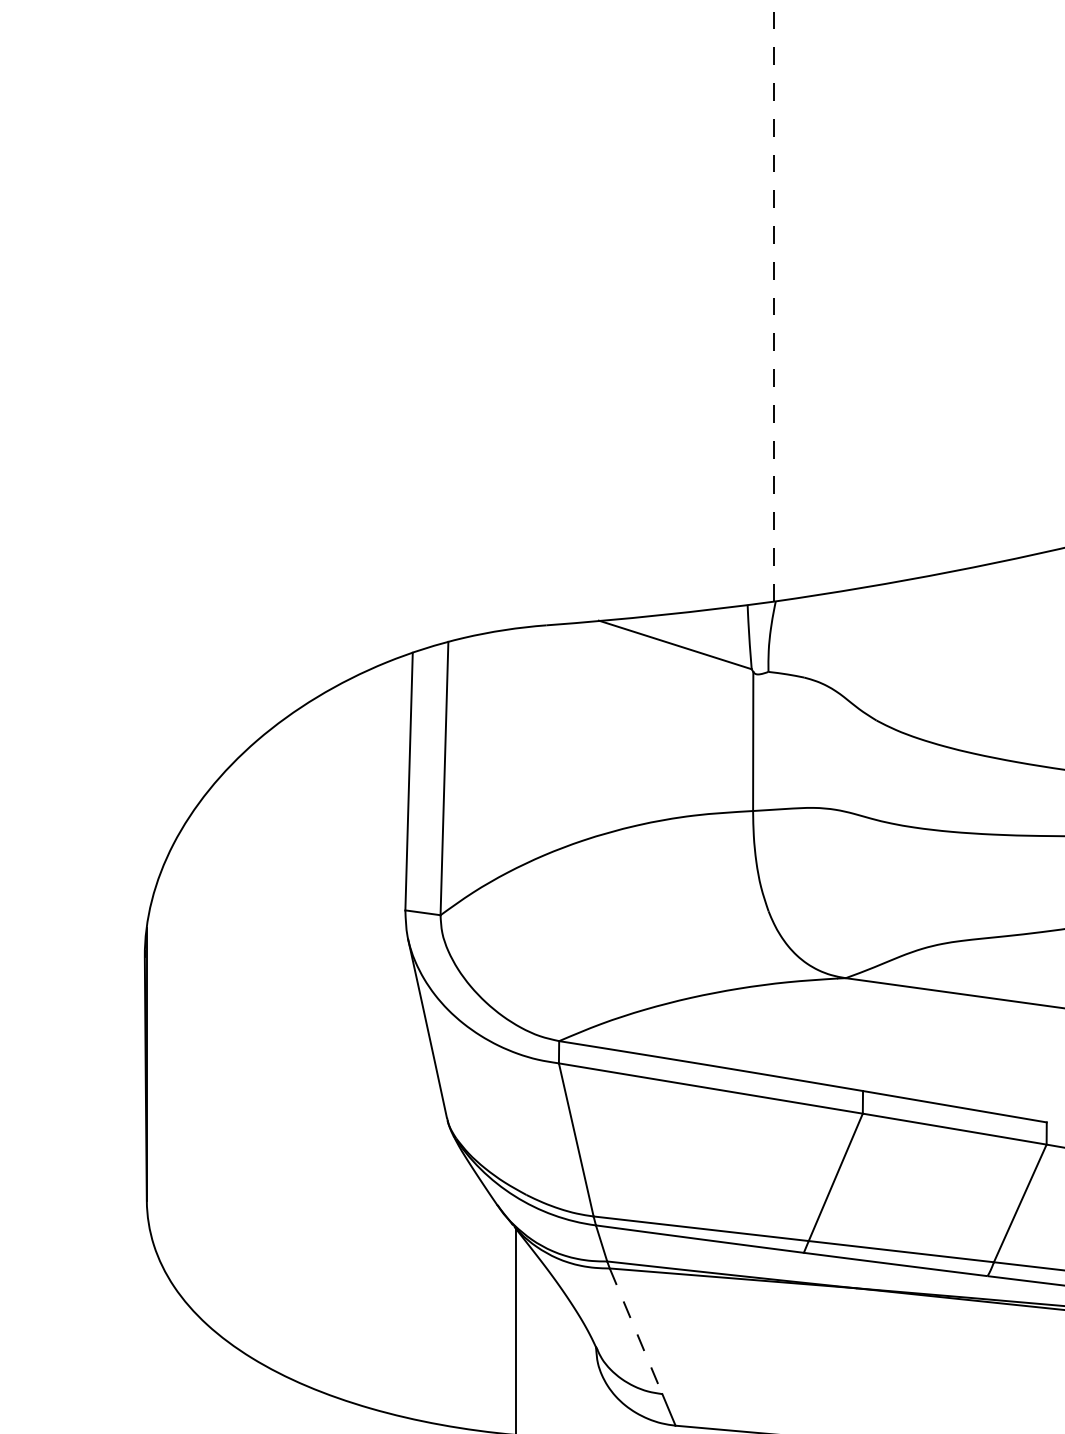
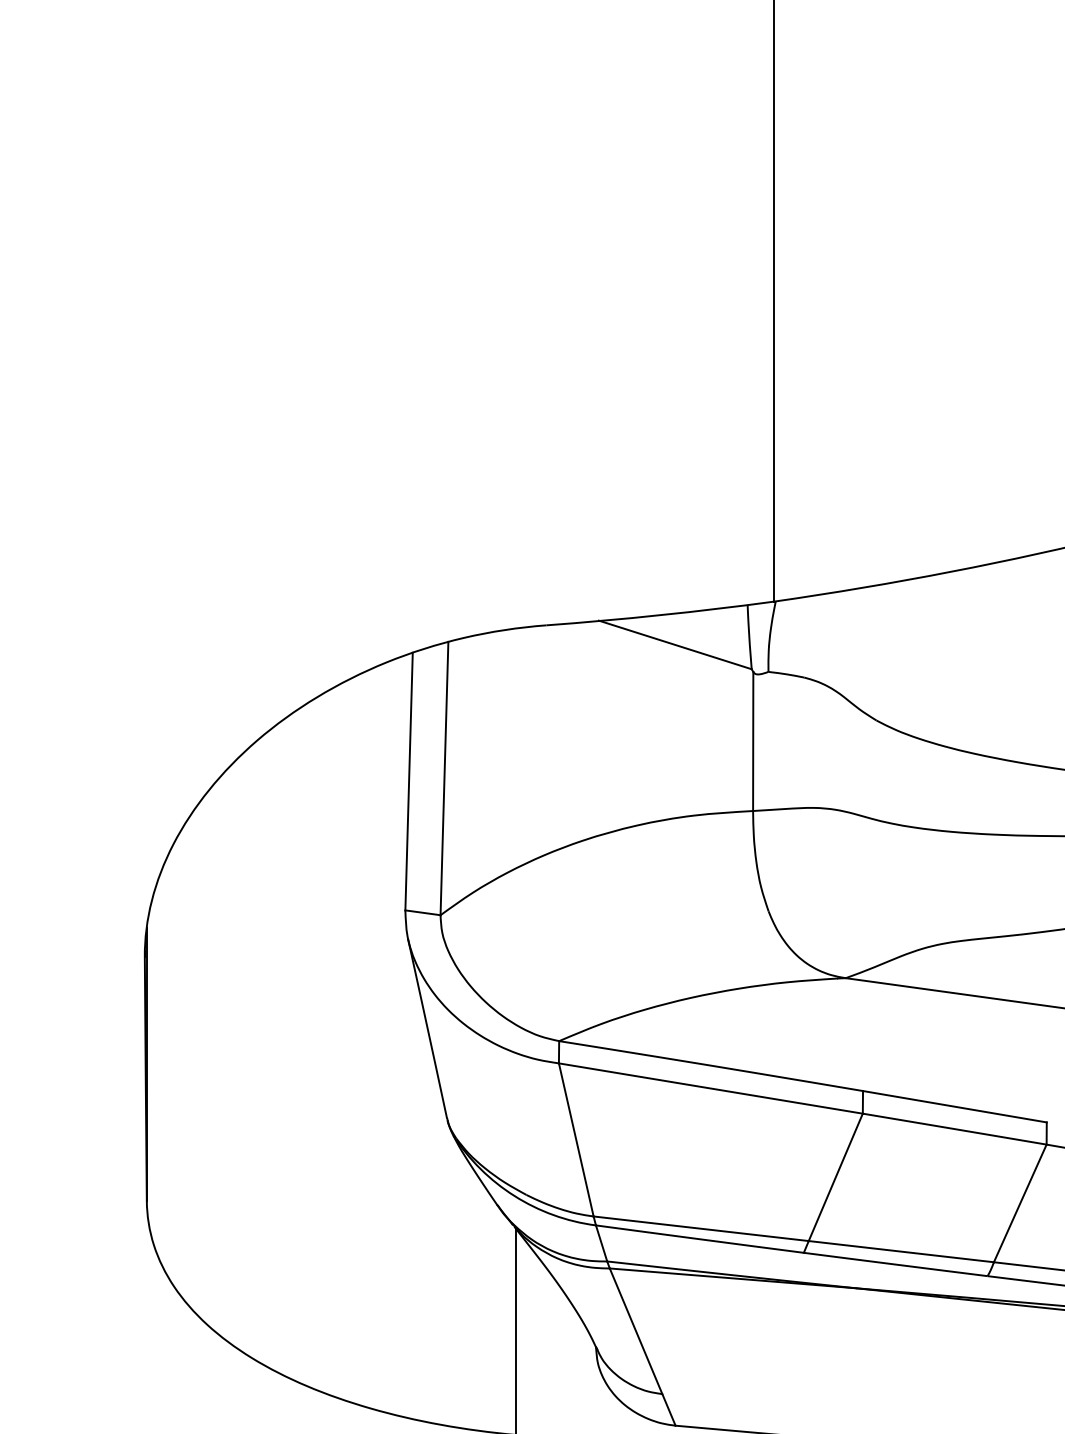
line: dashed -> solid (774, 300)
line: dashed -> solid (636, 1331)
